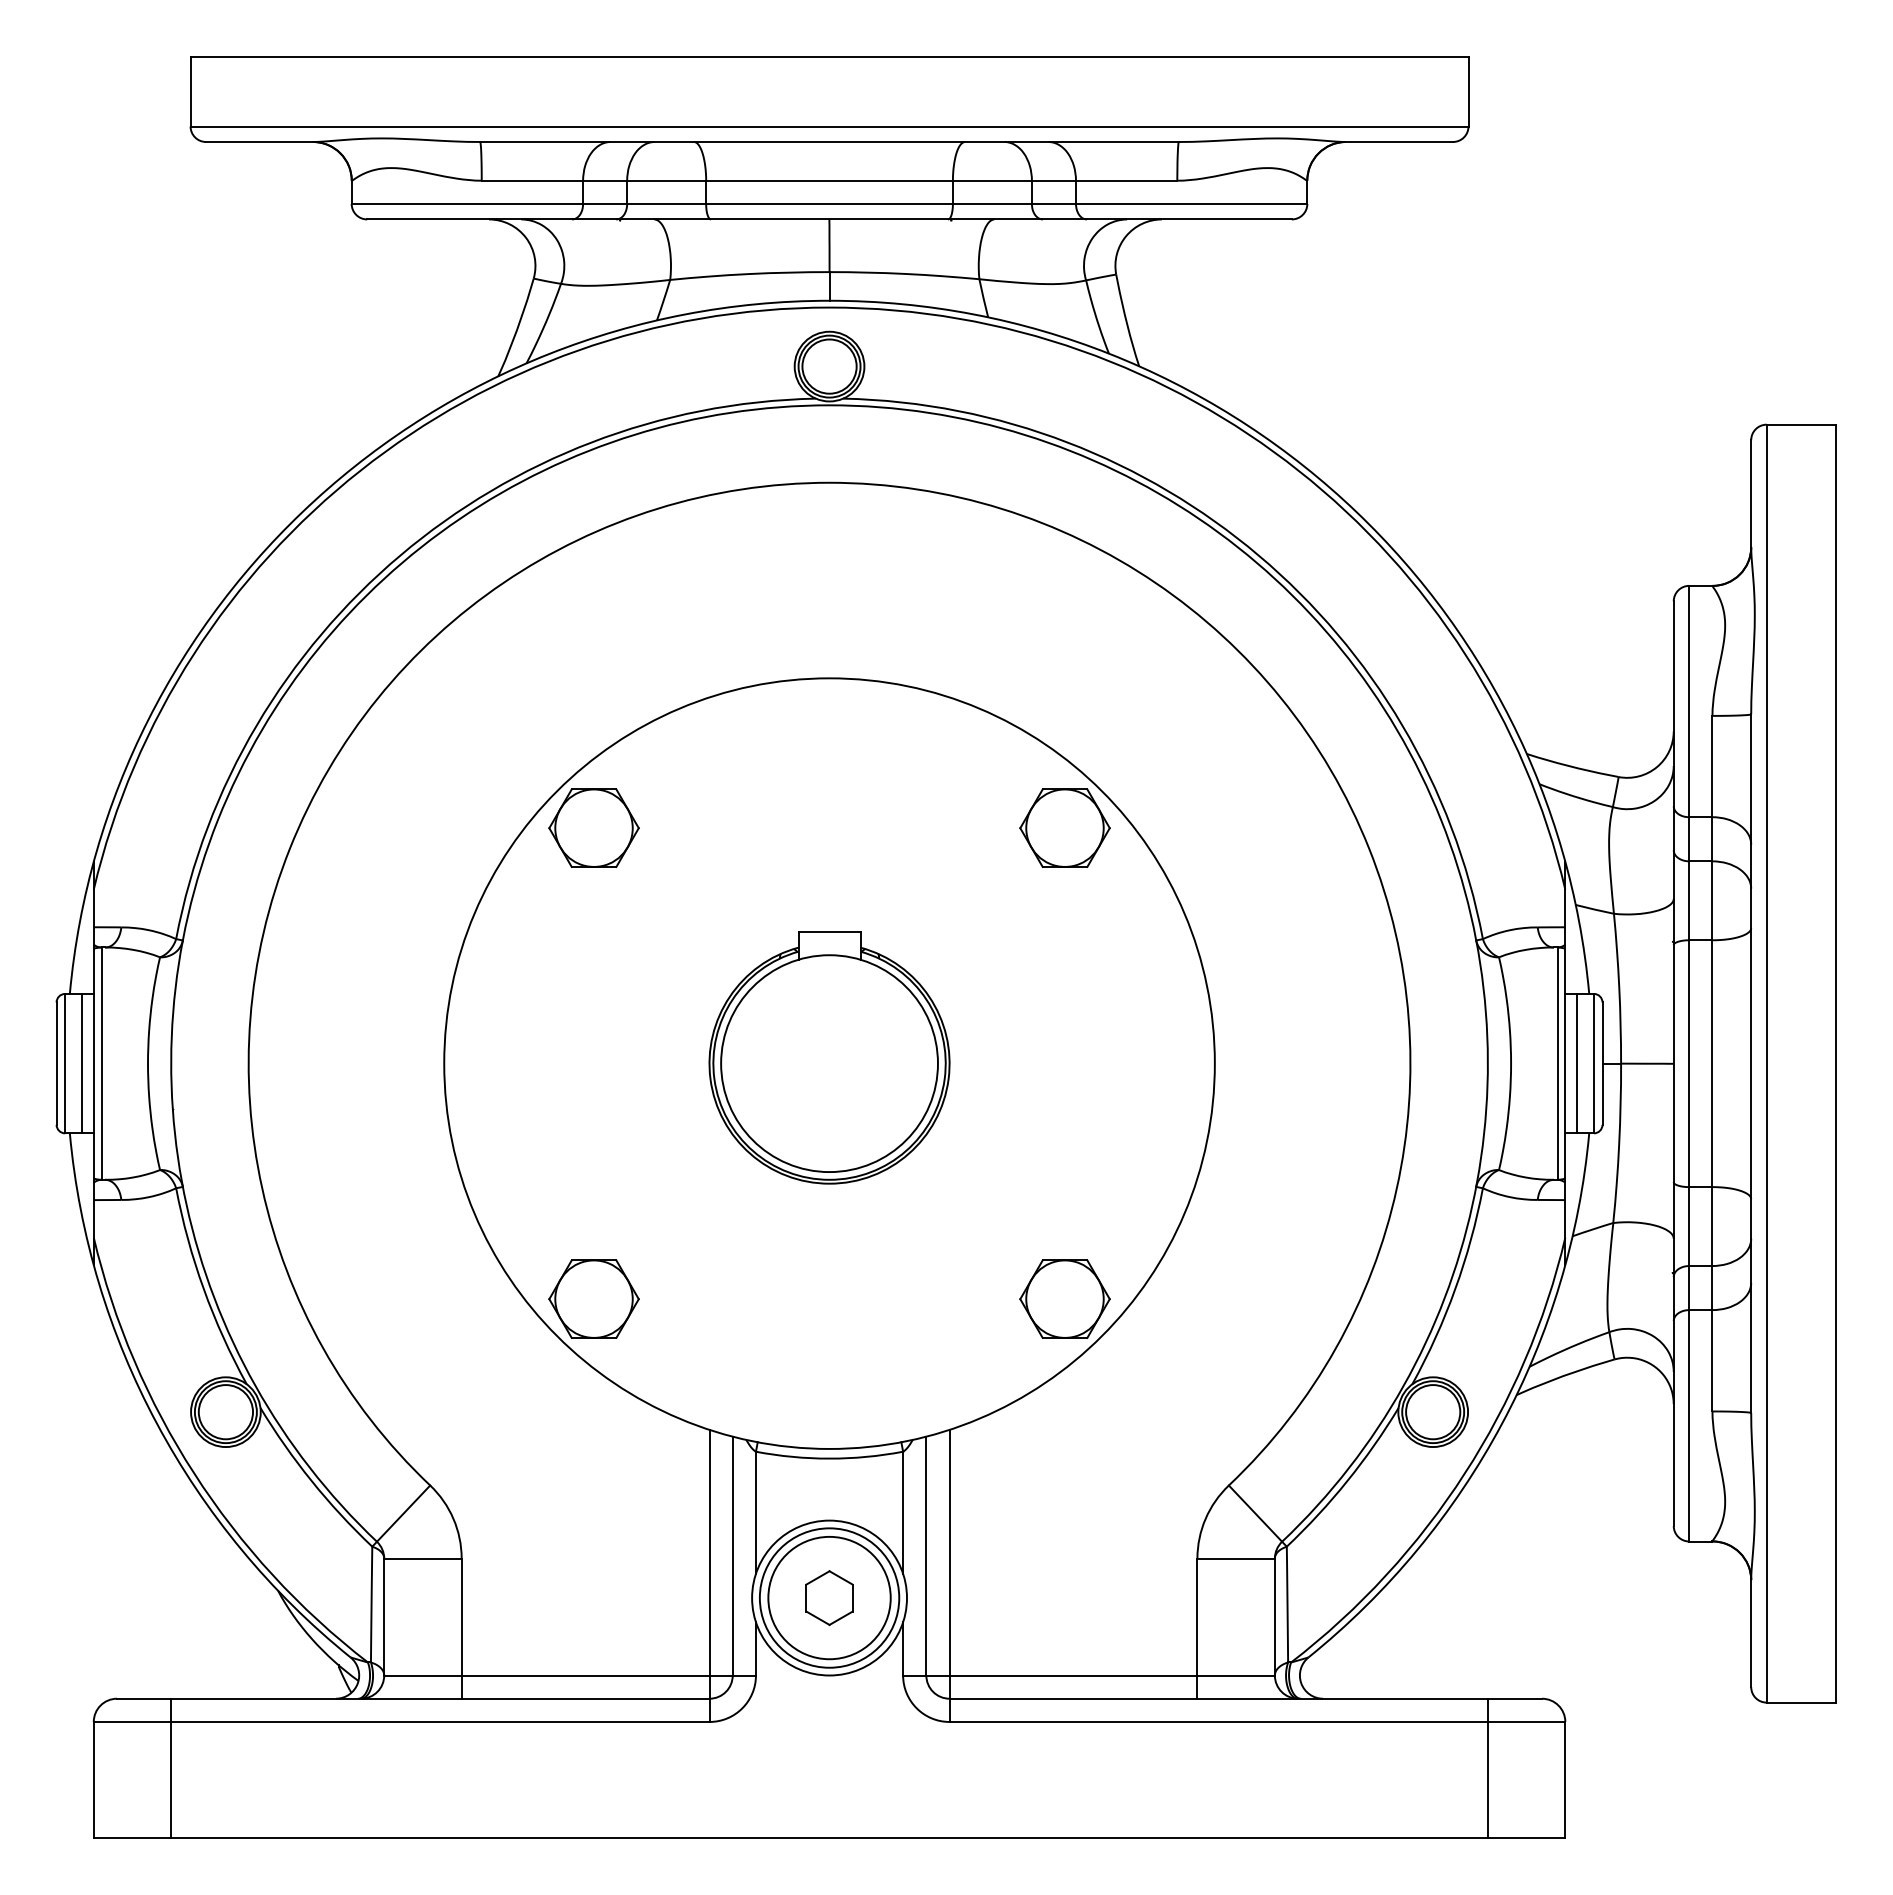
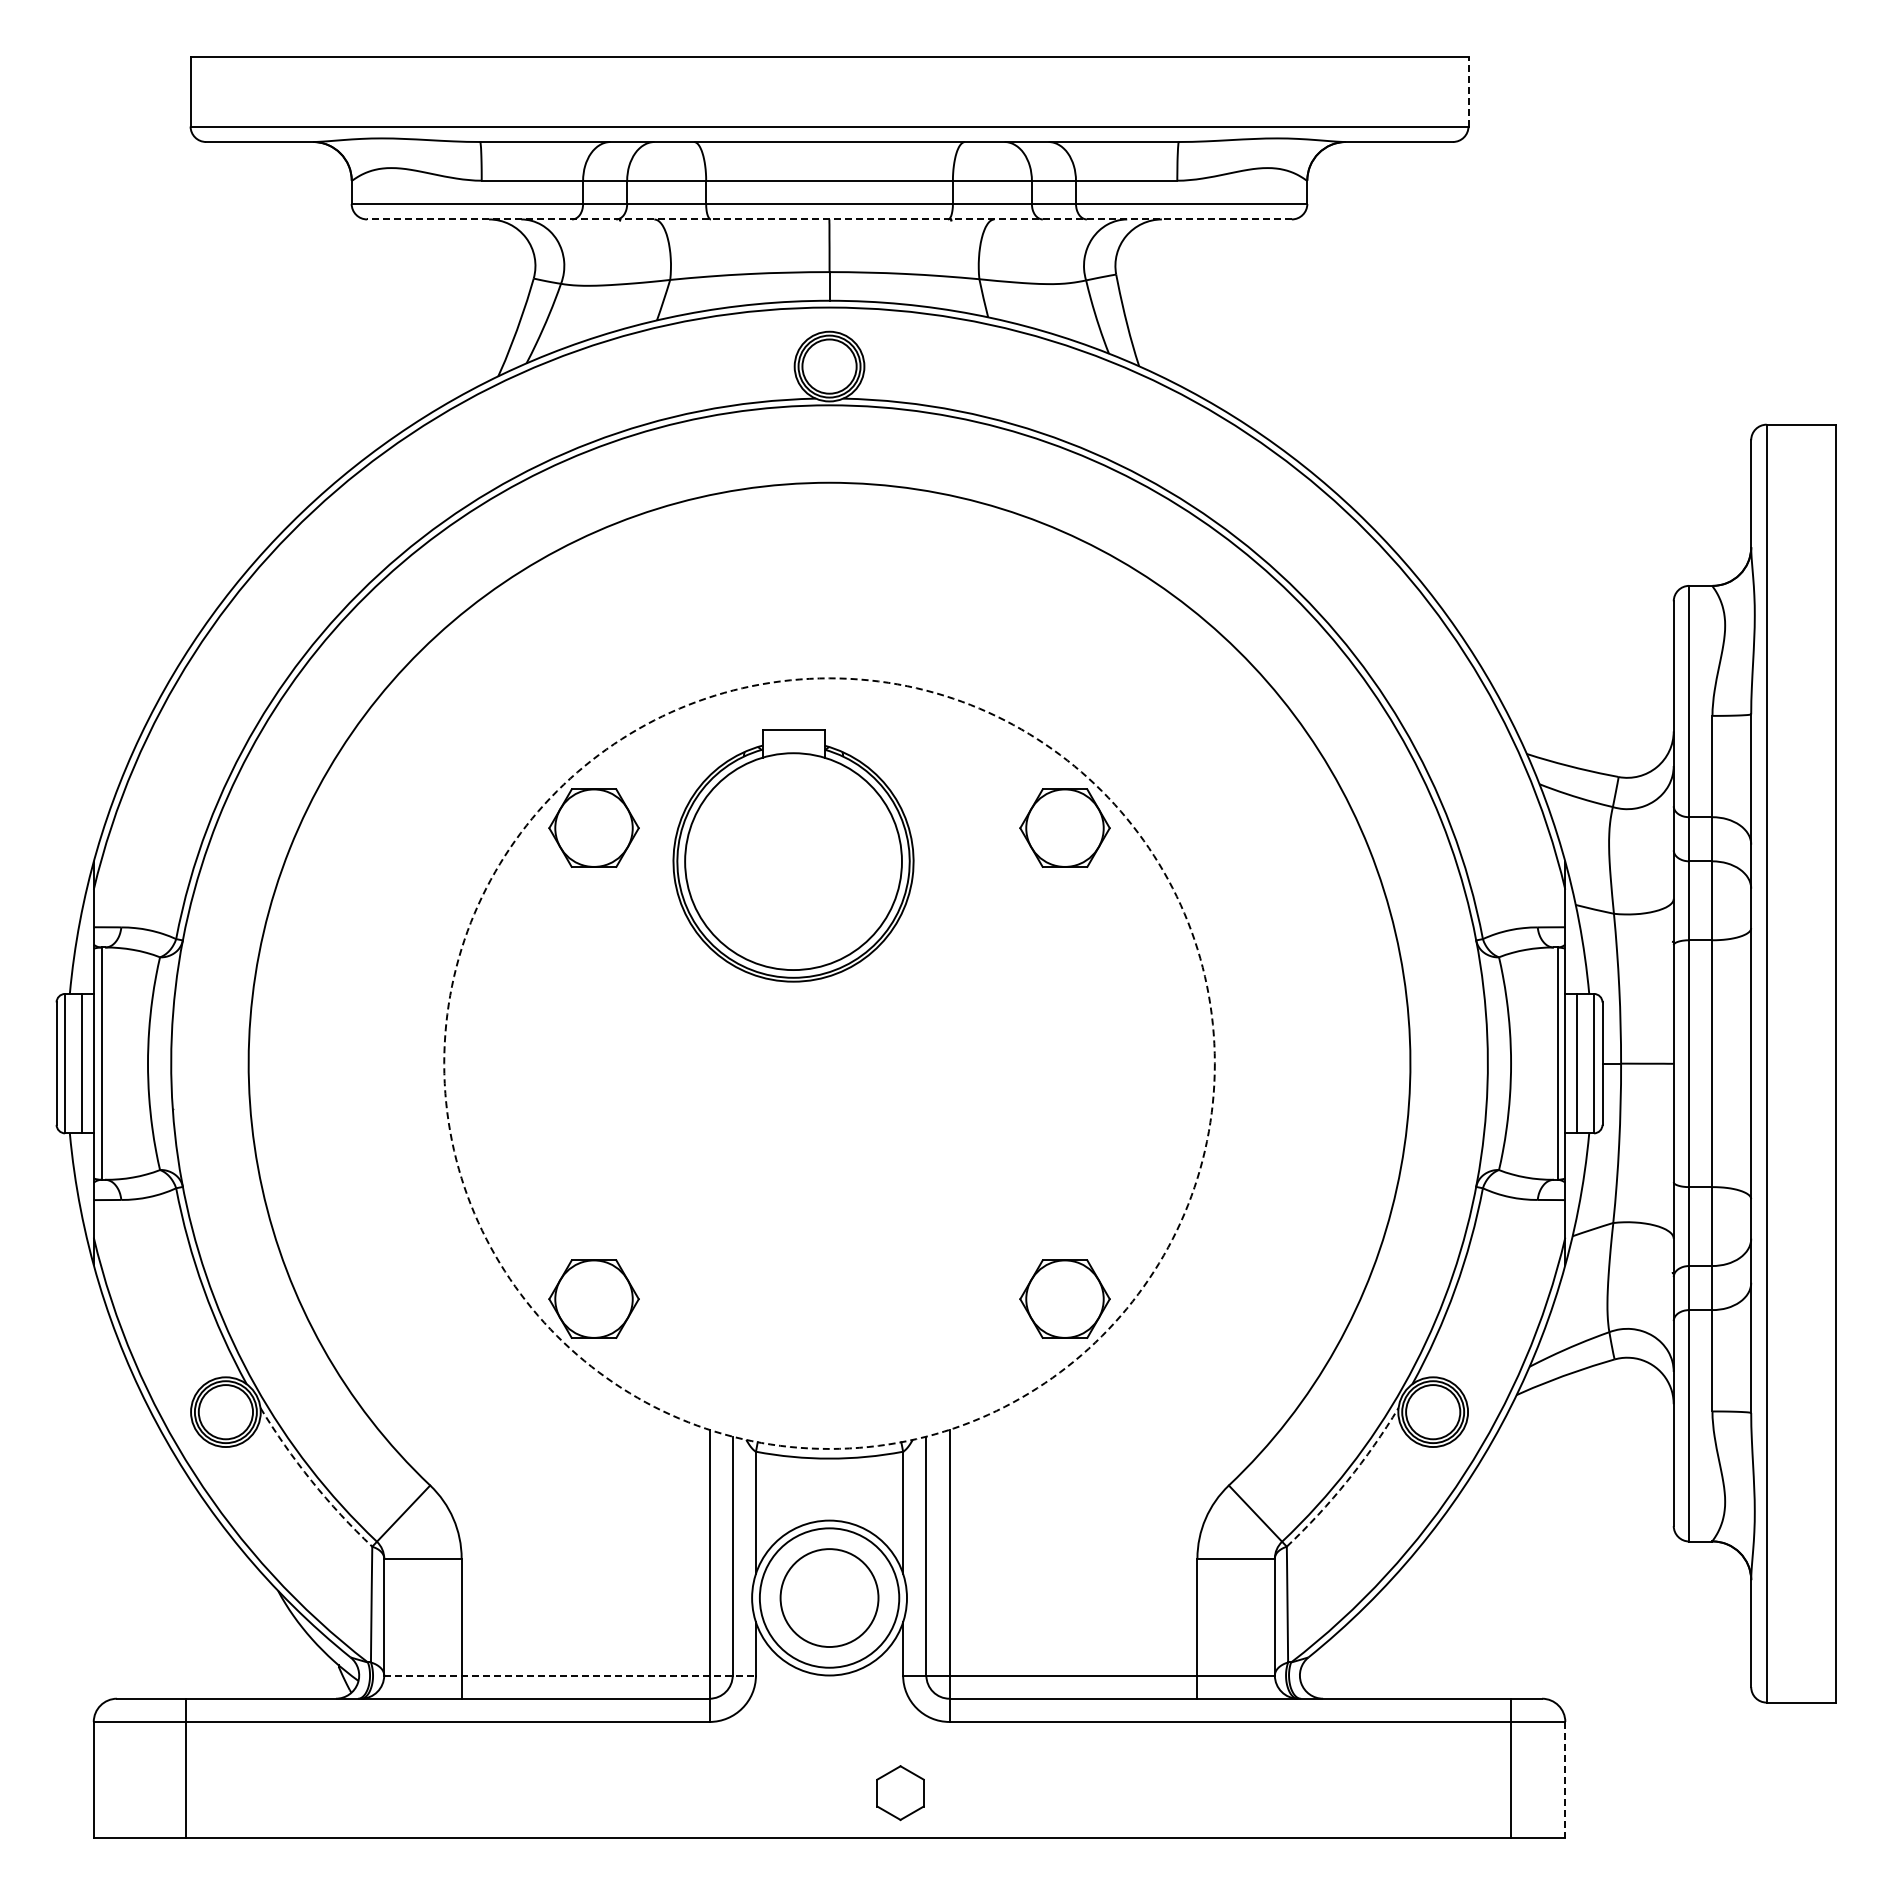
line: solid -> dashed (1468, 91)
line: solid -> dashed (829, 219)
part position: (829, 1057) -> (793, 855) (793, 855)
circle: solid -> dashed (829, 1063)
arc: solid -> dashed (311, 1481)
arc: solid -> dashed (1347, 1481)
circle diameter: 122 px -> 98 px (829, 1598)
part position: (829, 1598) -> (900, 1793) (900, 1793)
line: solid -> dashed (570, 1675)
line position: (171, 1768) -> (186, 1768) (186, 1768)
line position: (1487, 1768) -> (1510, 1768) (1510, 1768)
line: solid -> dashed (1565, 1780)
